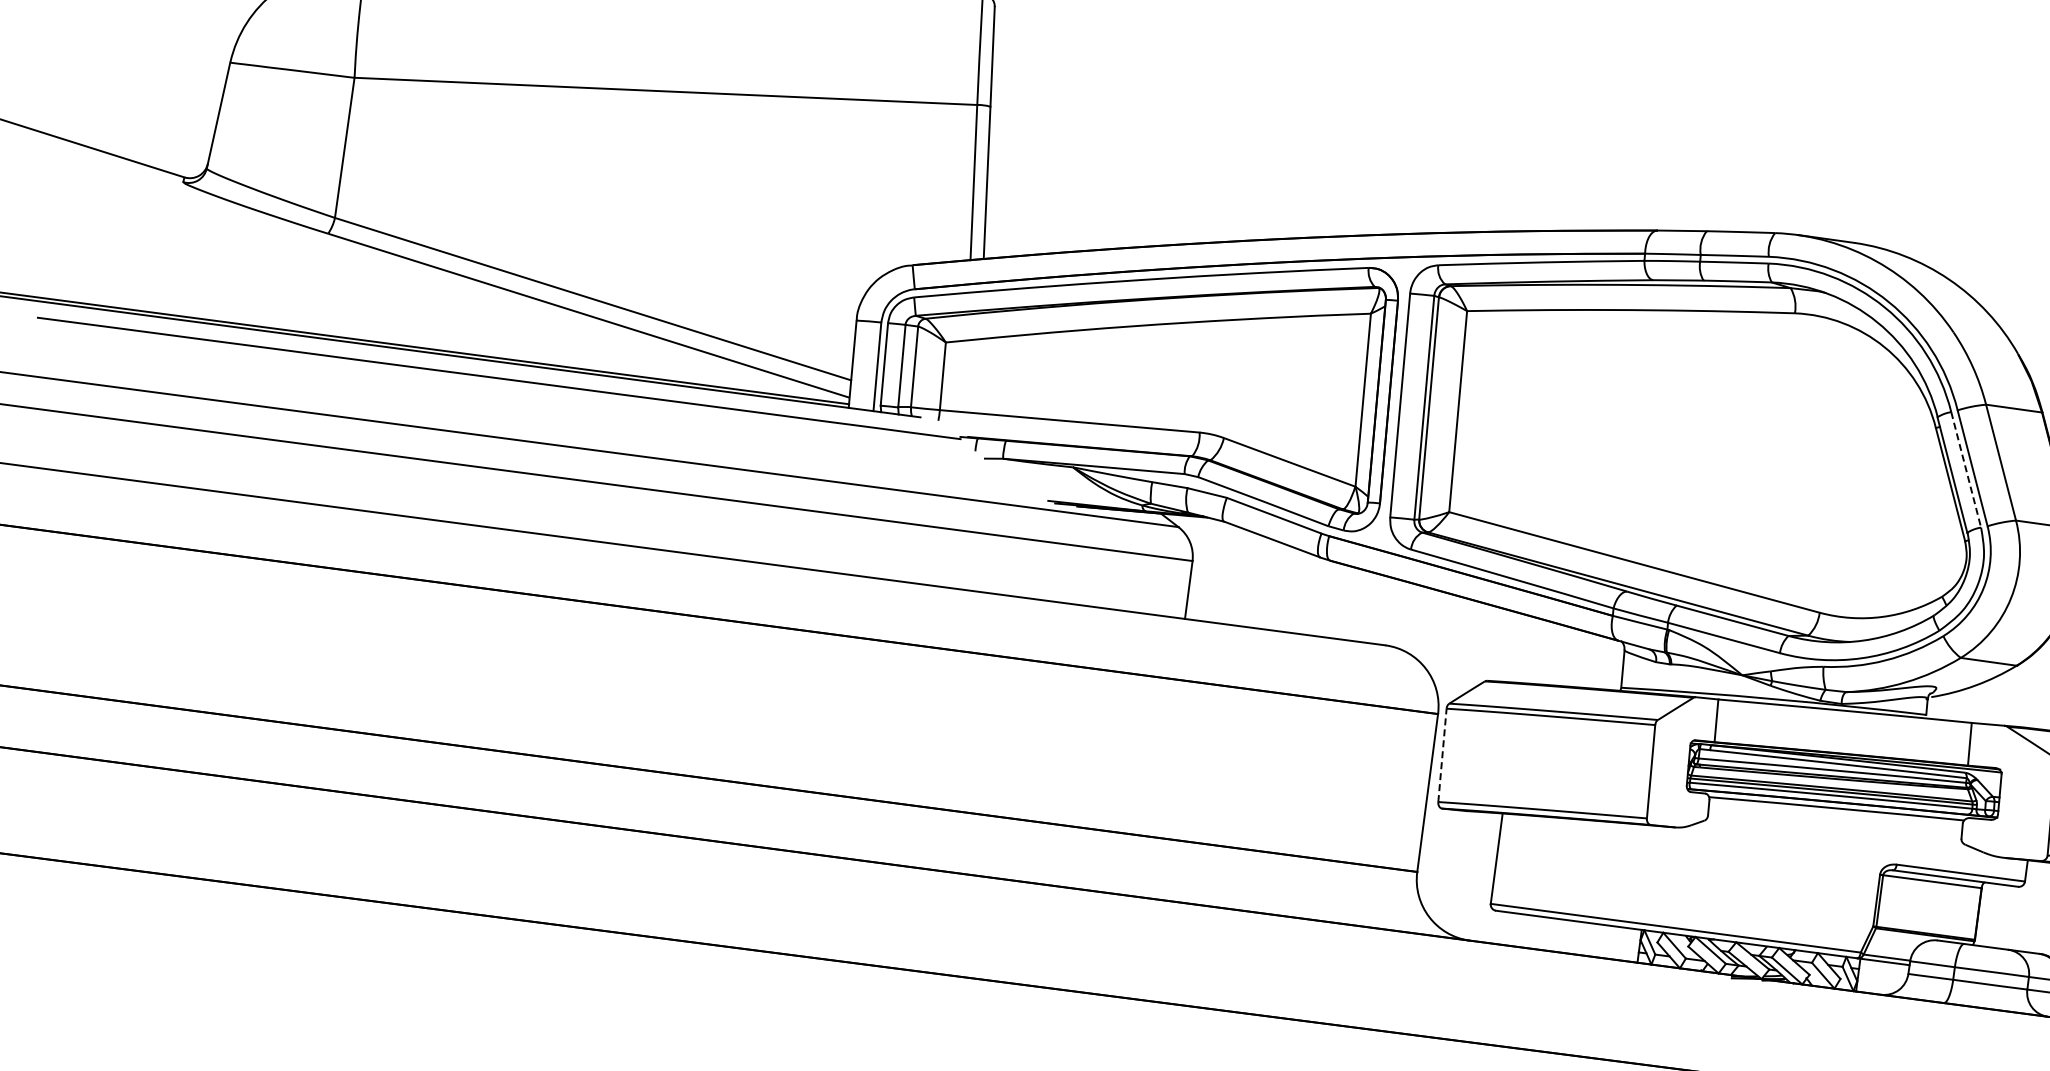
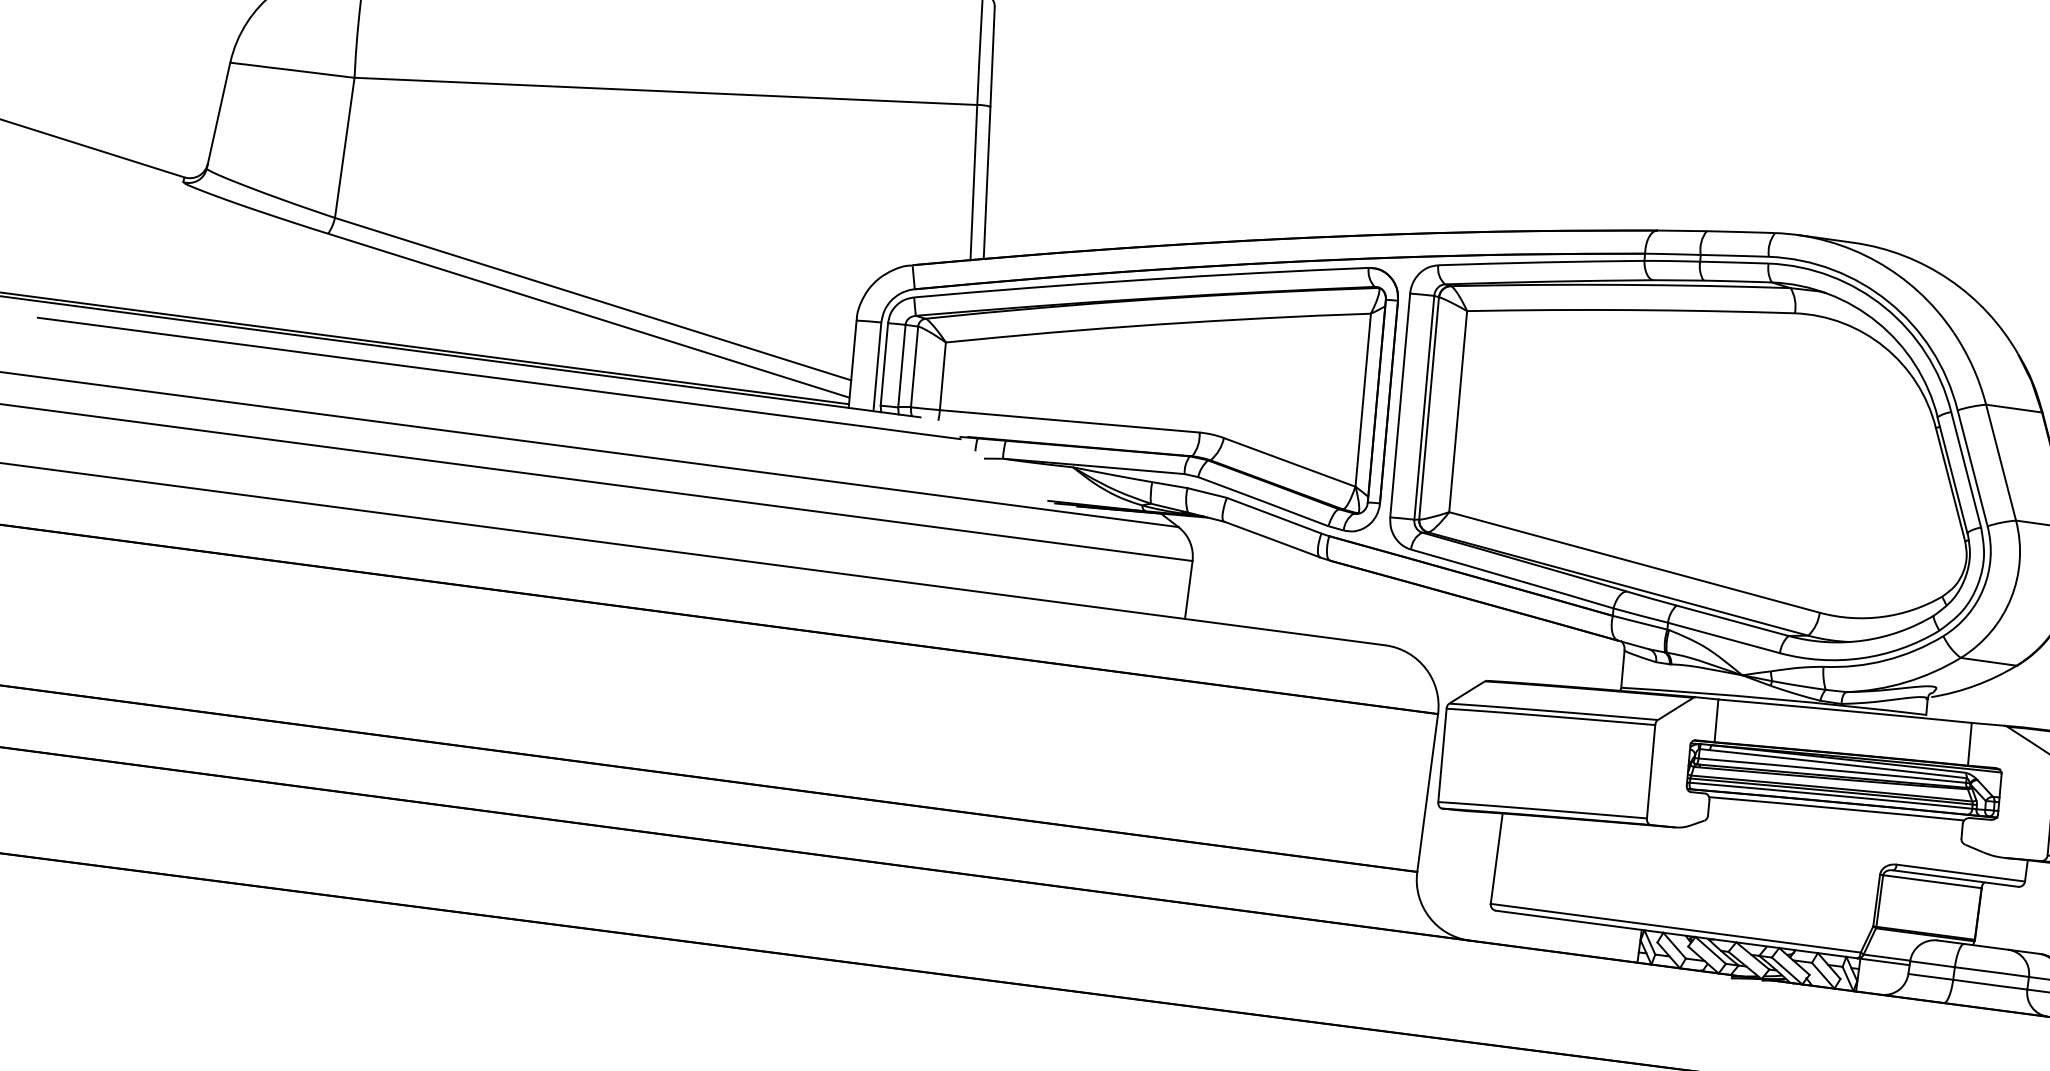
line: dashed -> solid (1966, 469)
line: dashed -> solid (1442, 755)
